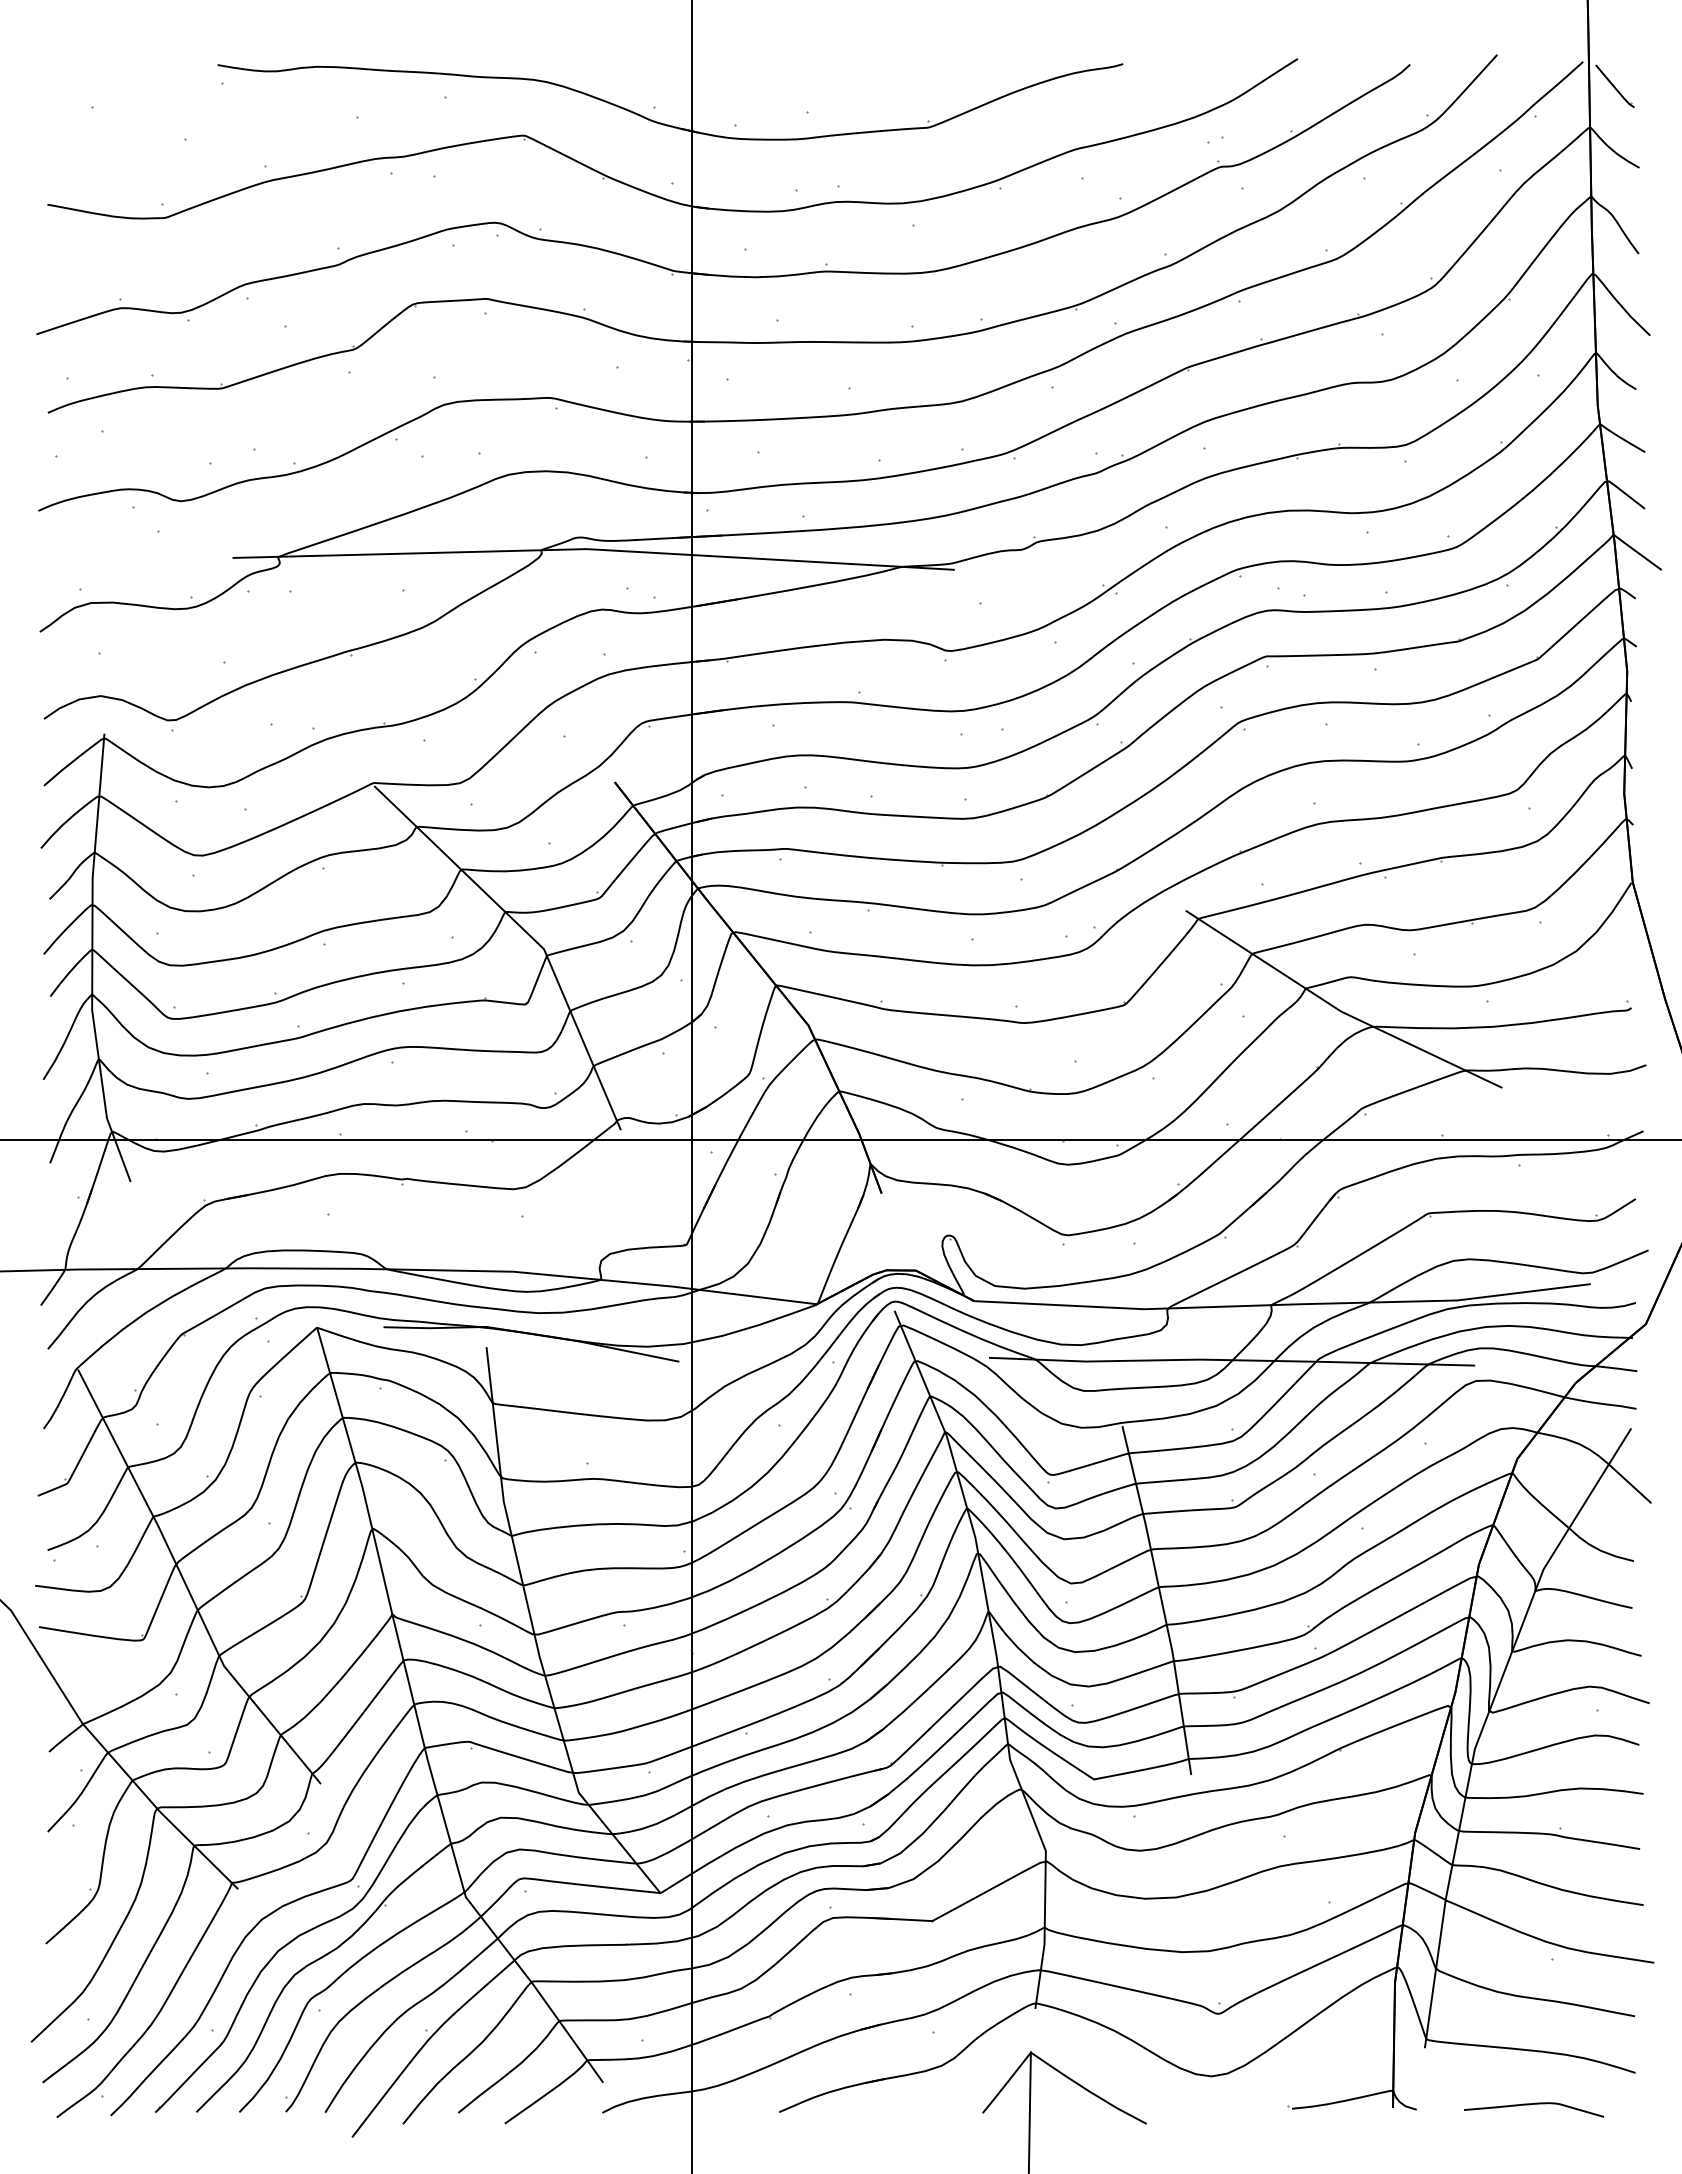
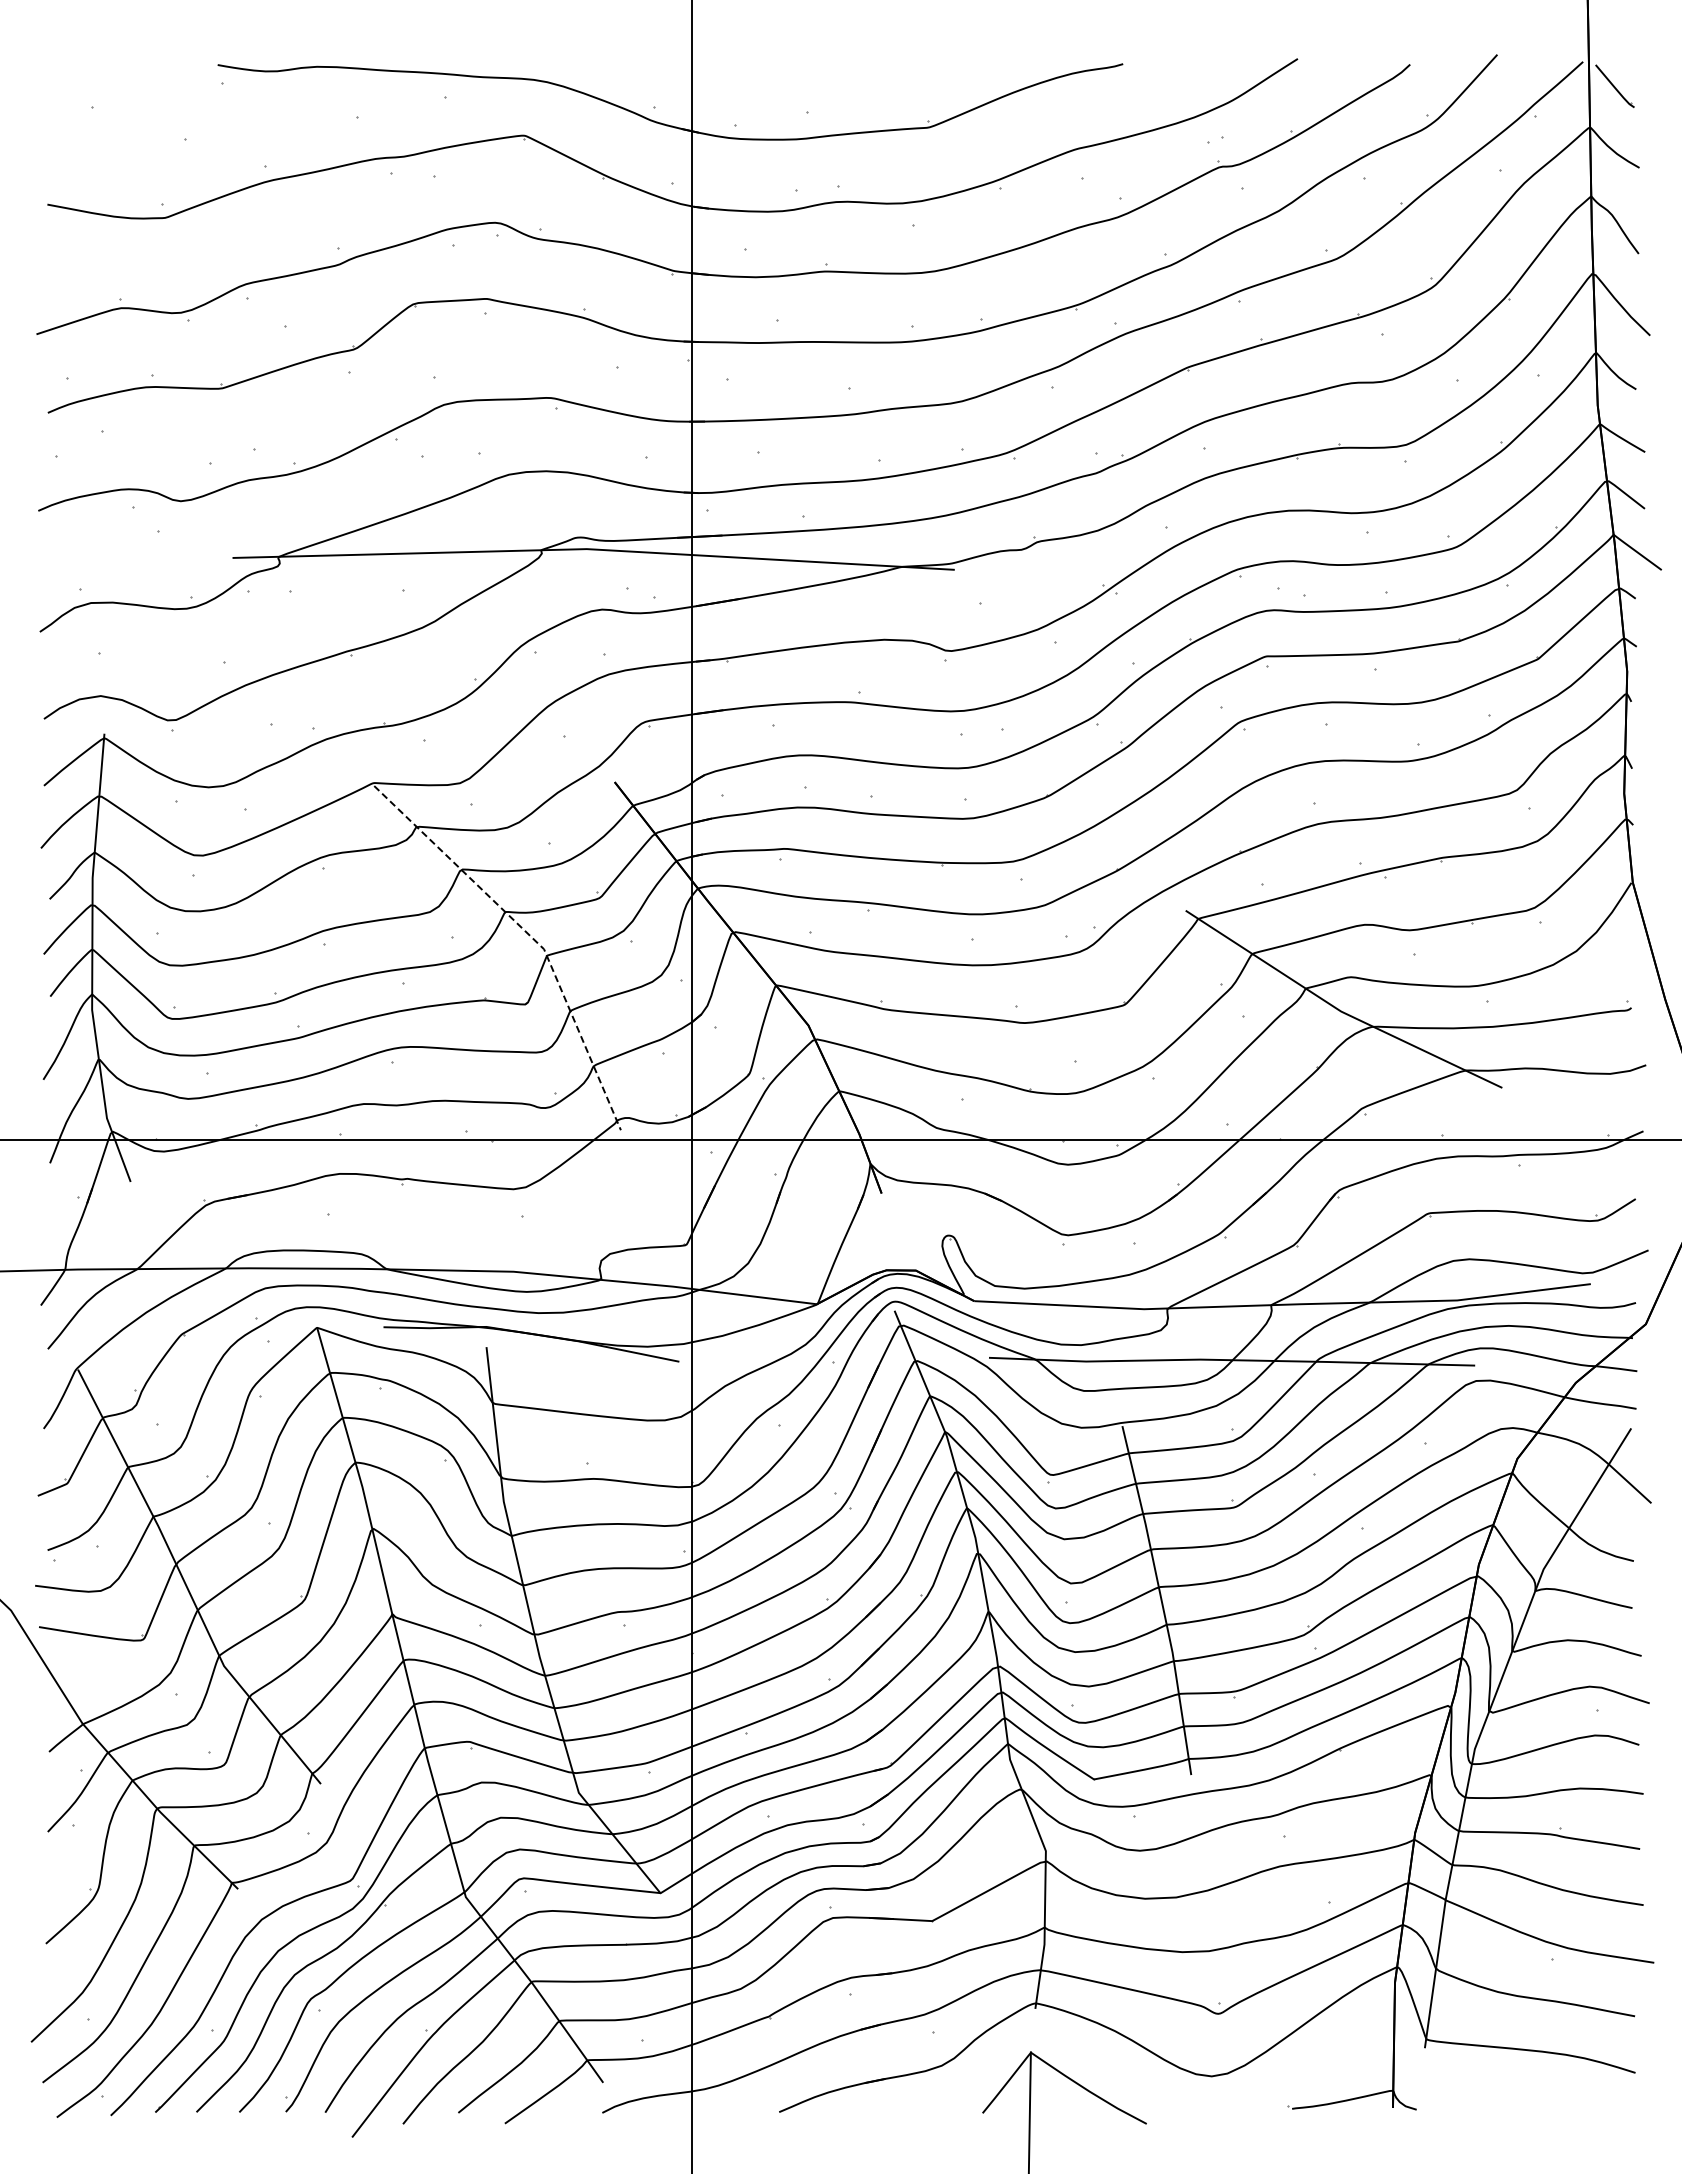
line: solid -> dashed (530, 936)
curve: present -> none (1534, 2104)
